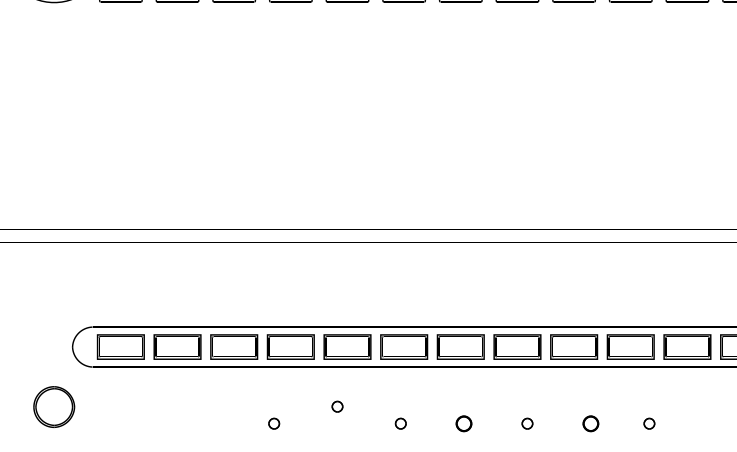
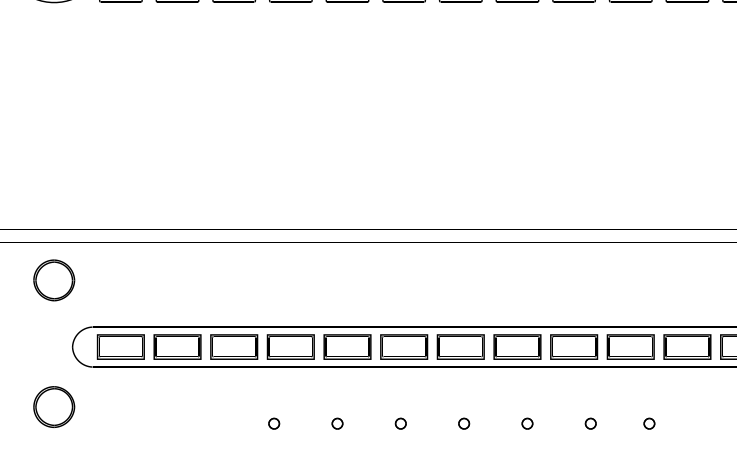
part: none -> present (54, 280)
part position: (337, 406) -> (337, 423) (337, 423)
part size: 18x18 px -> 13x13 px (464, 423)
part size: 18x18 px -> 13x13 px (590, 423)
